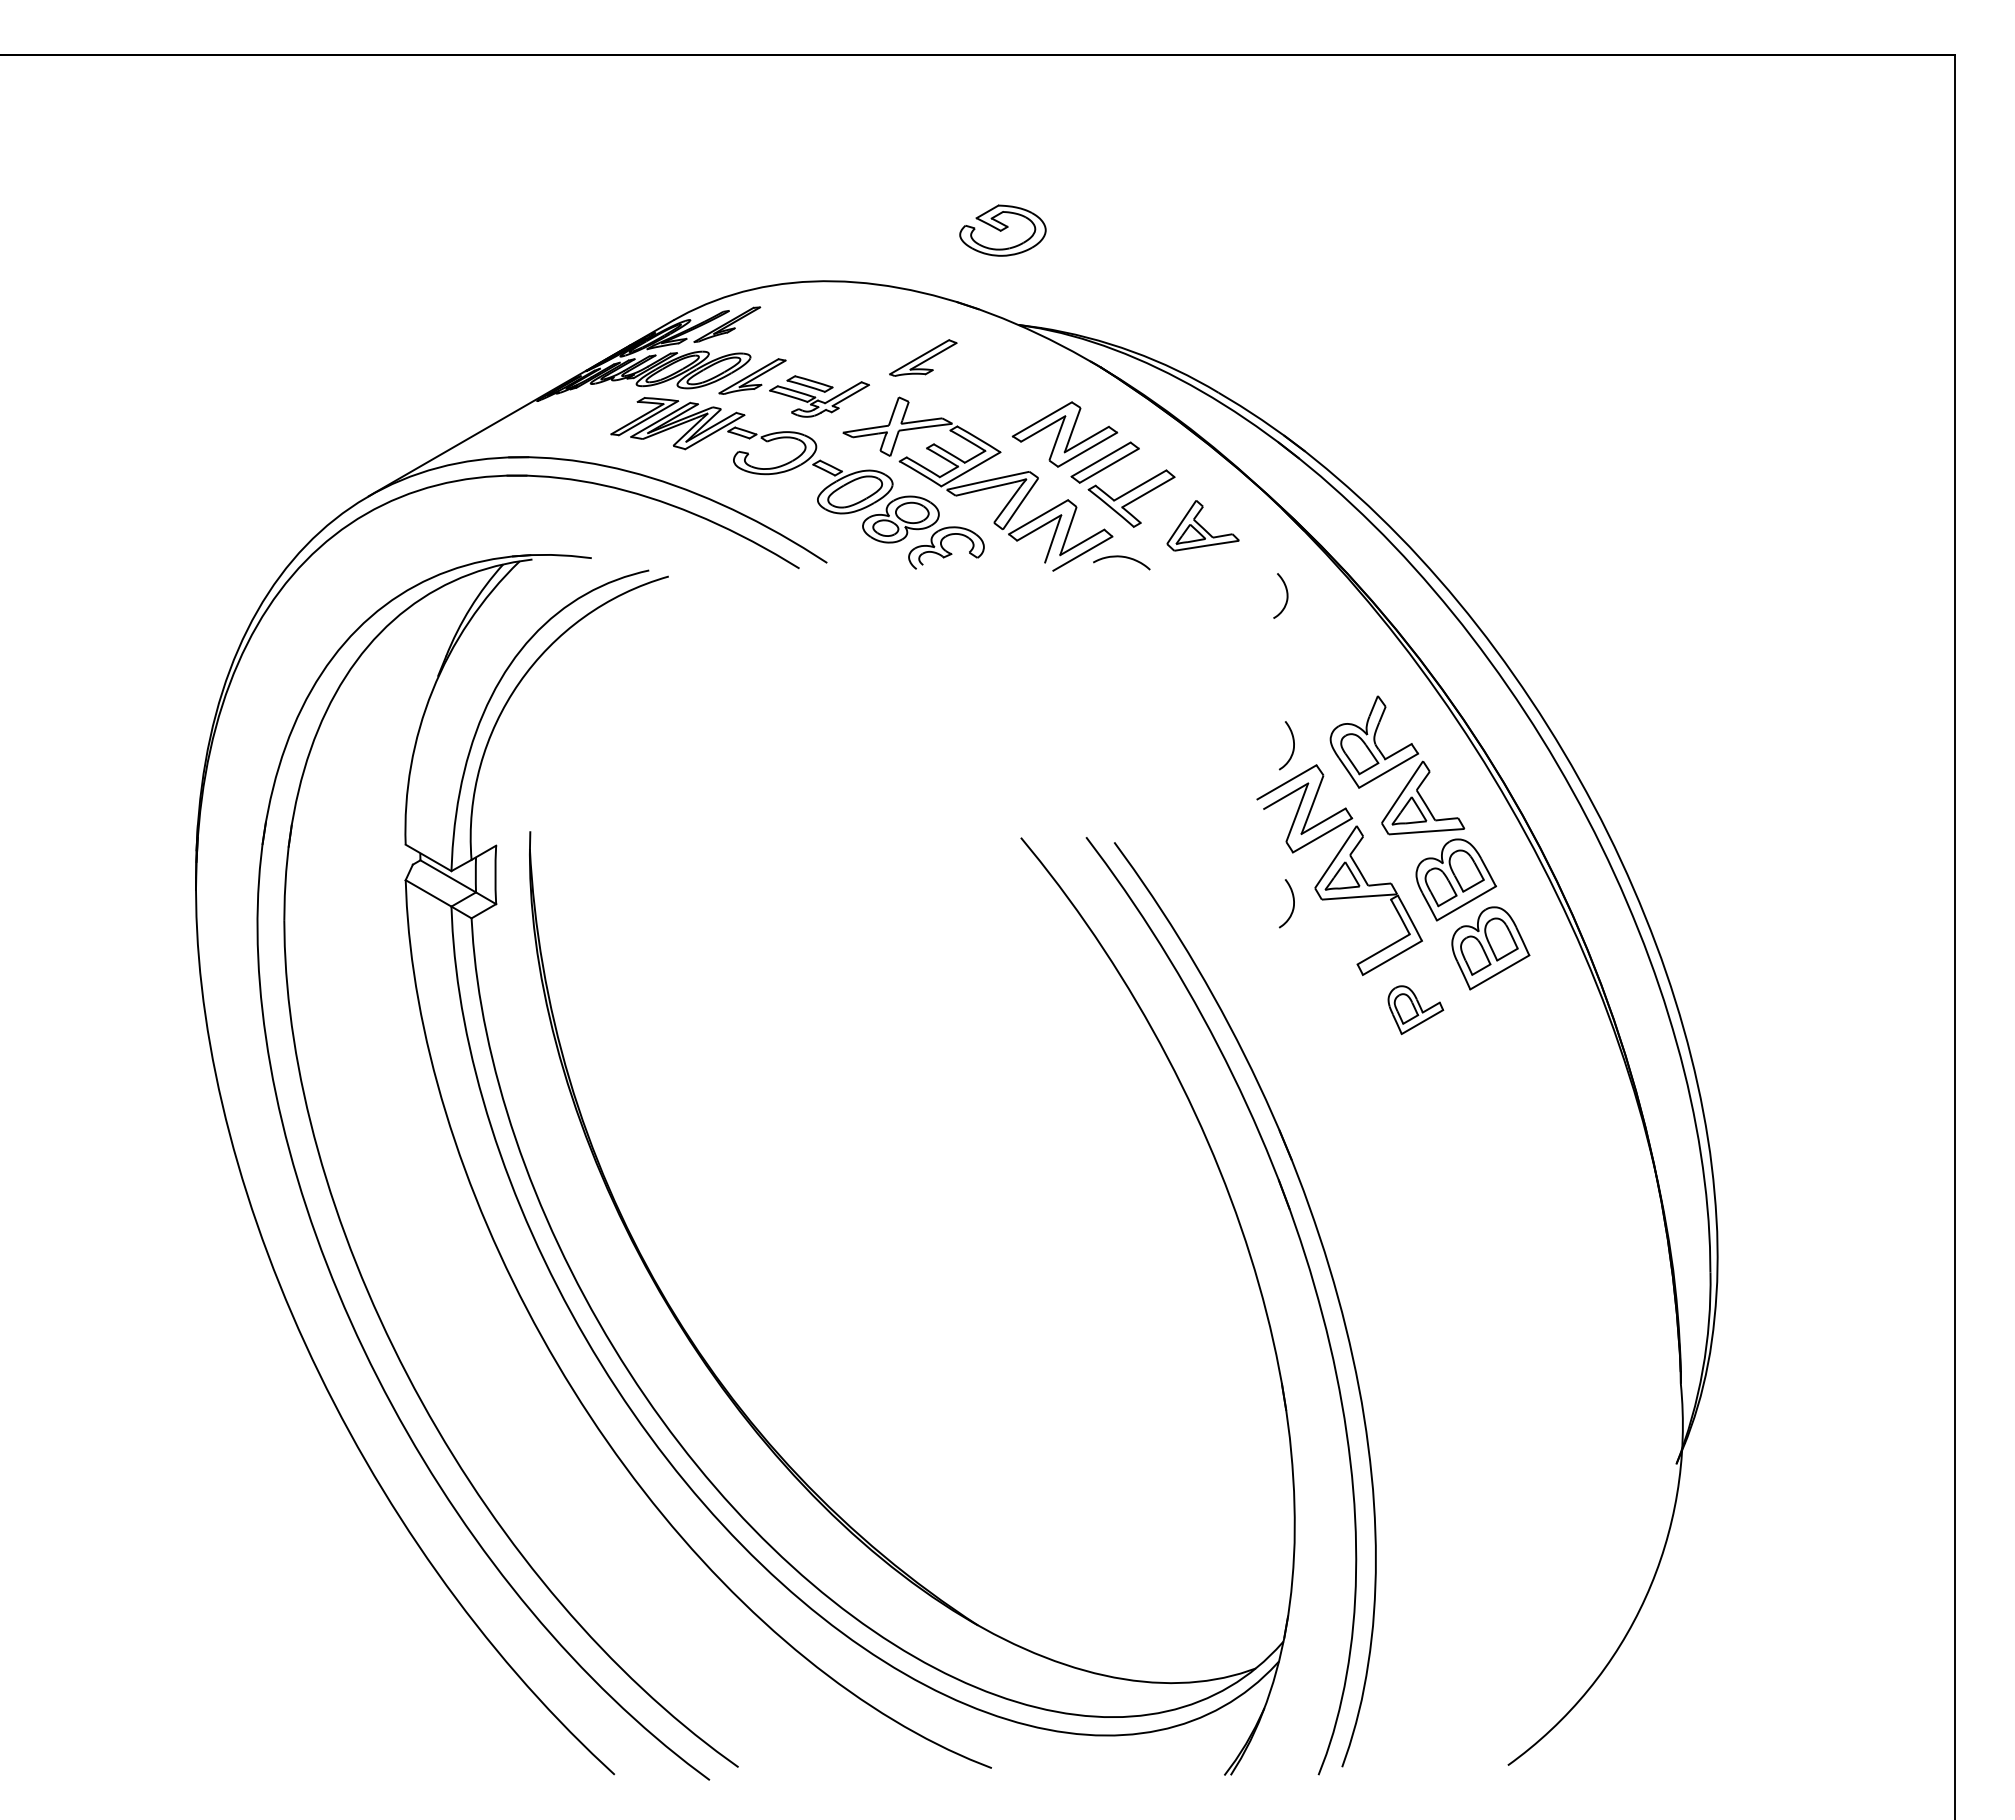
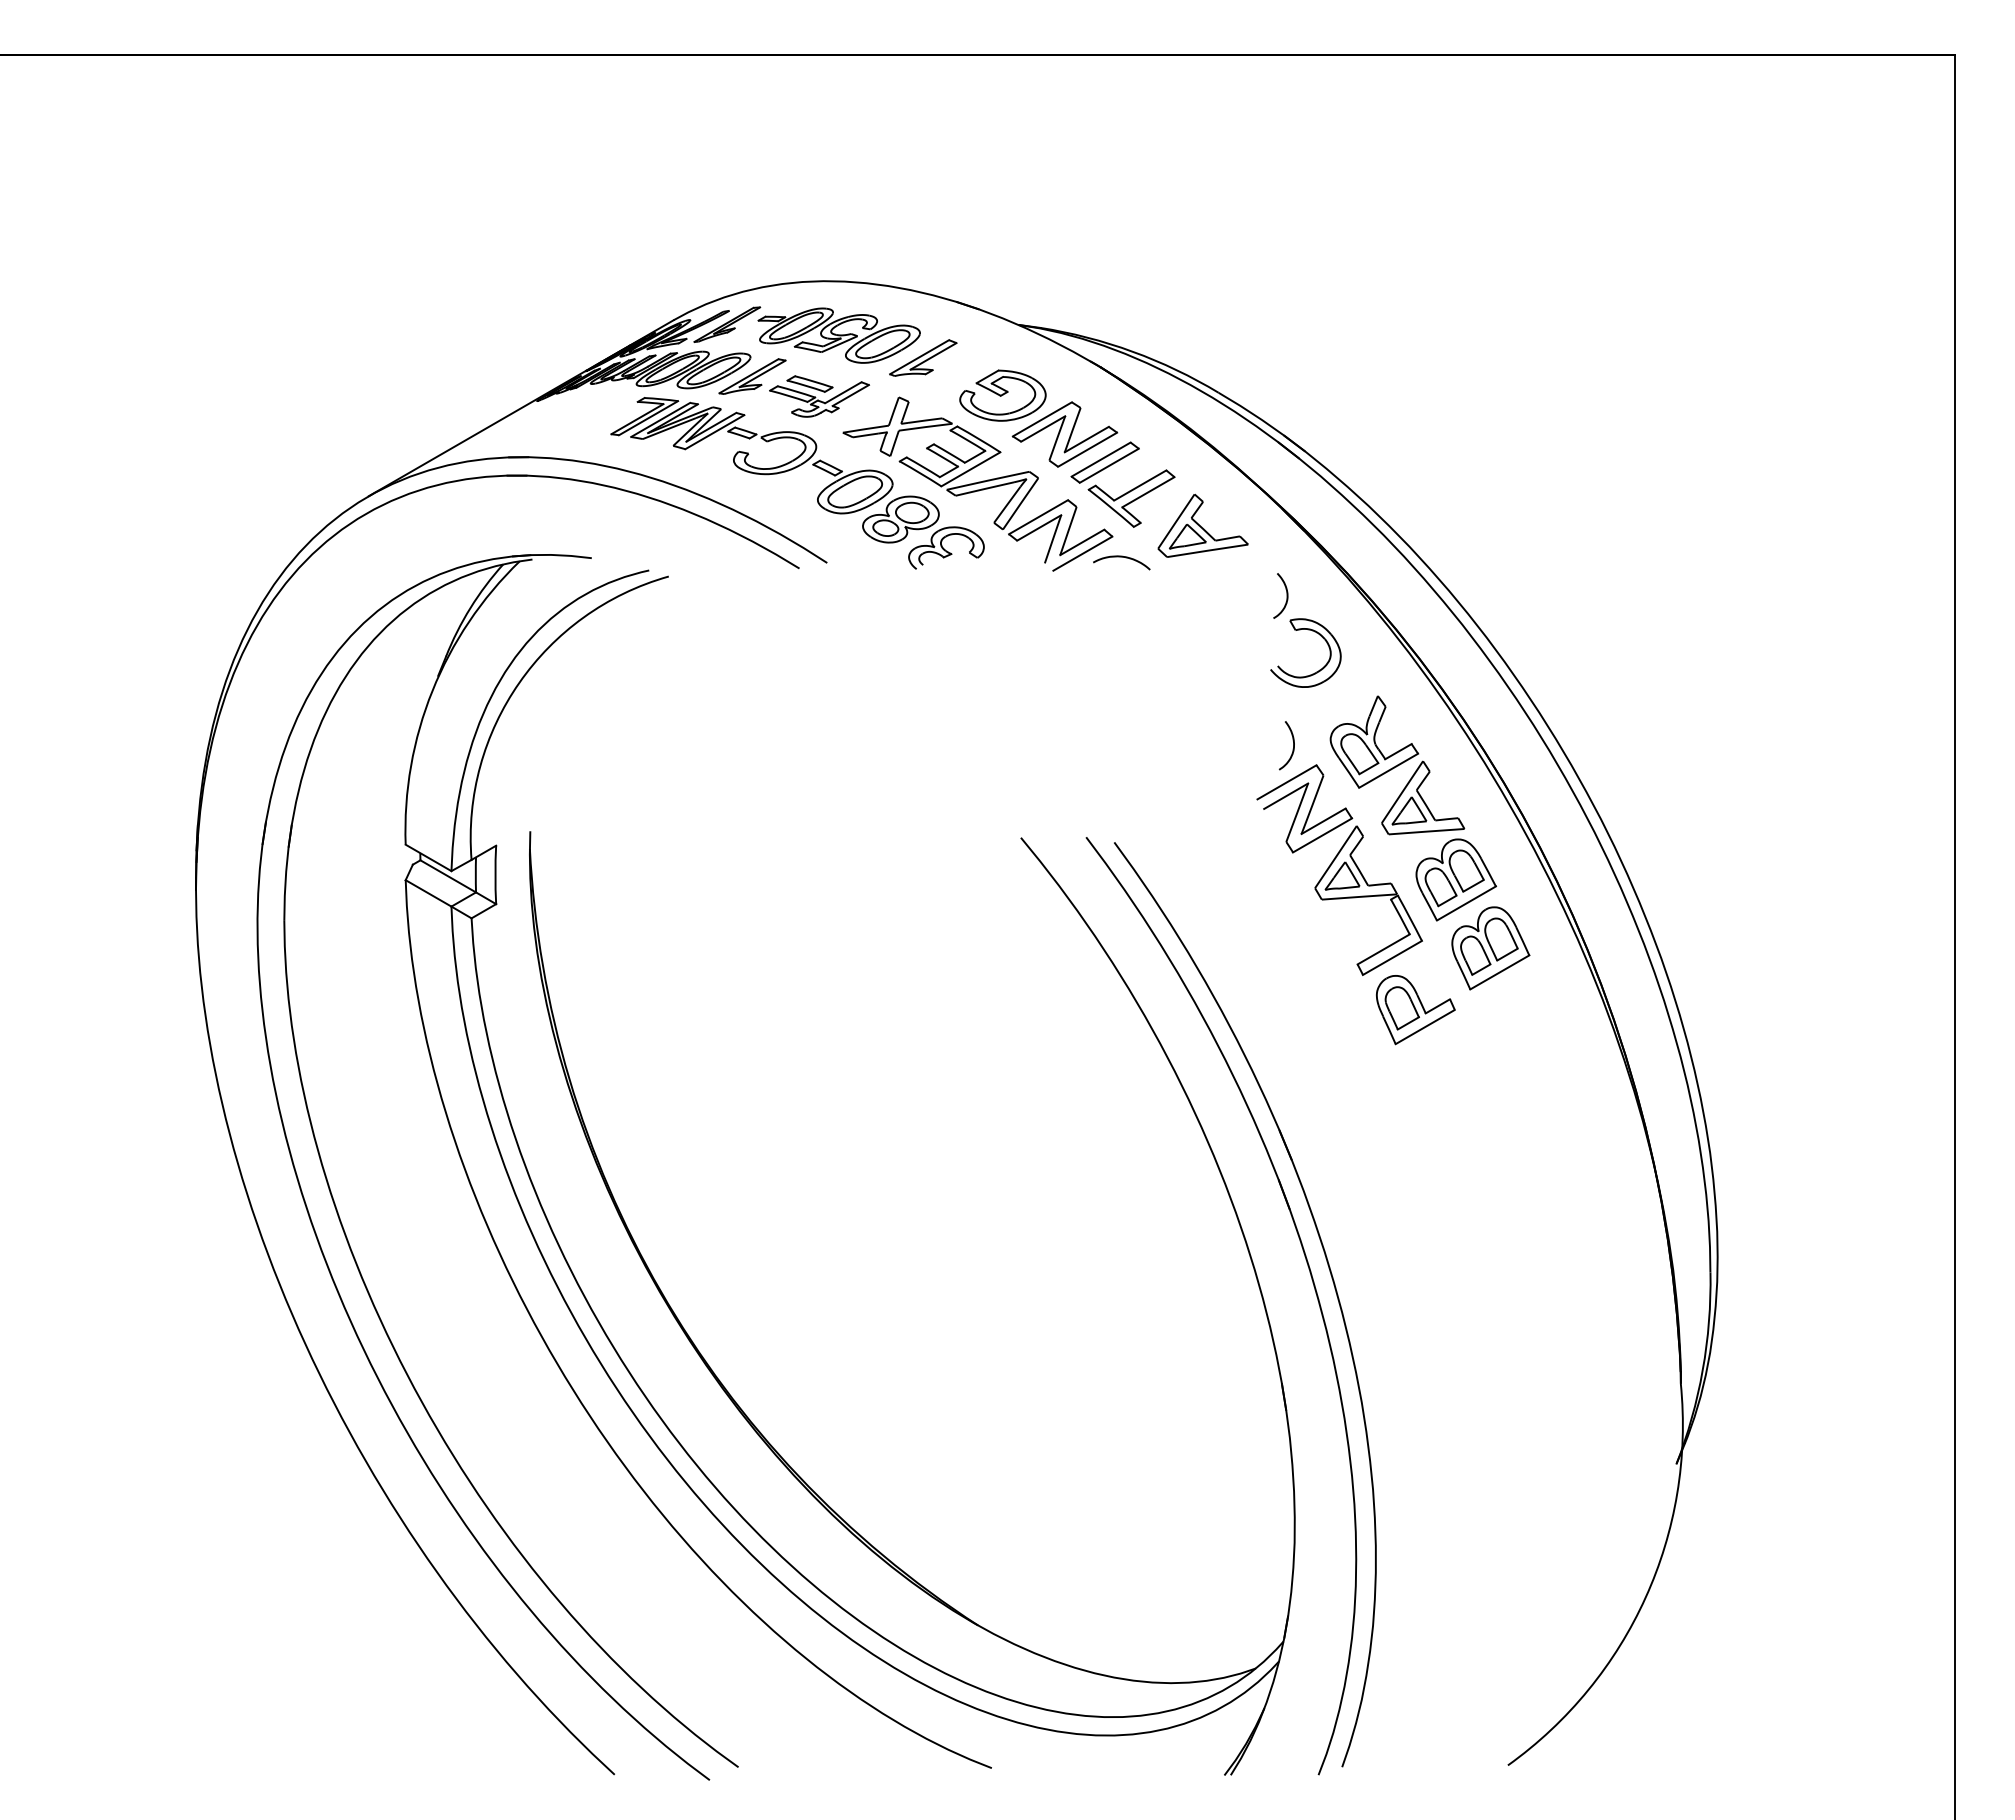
part position: (1002, 230) -> (1002, 395) (1002, 395)
part: none -> present (838, 335)
part size: 74x52 px -> 92x65 px (1202, 525)
part: none -> present (1314, 632)
curve: present -> none (1293, 903)
part size: 58x51 px -> 80x71 px (1415, 1010)
